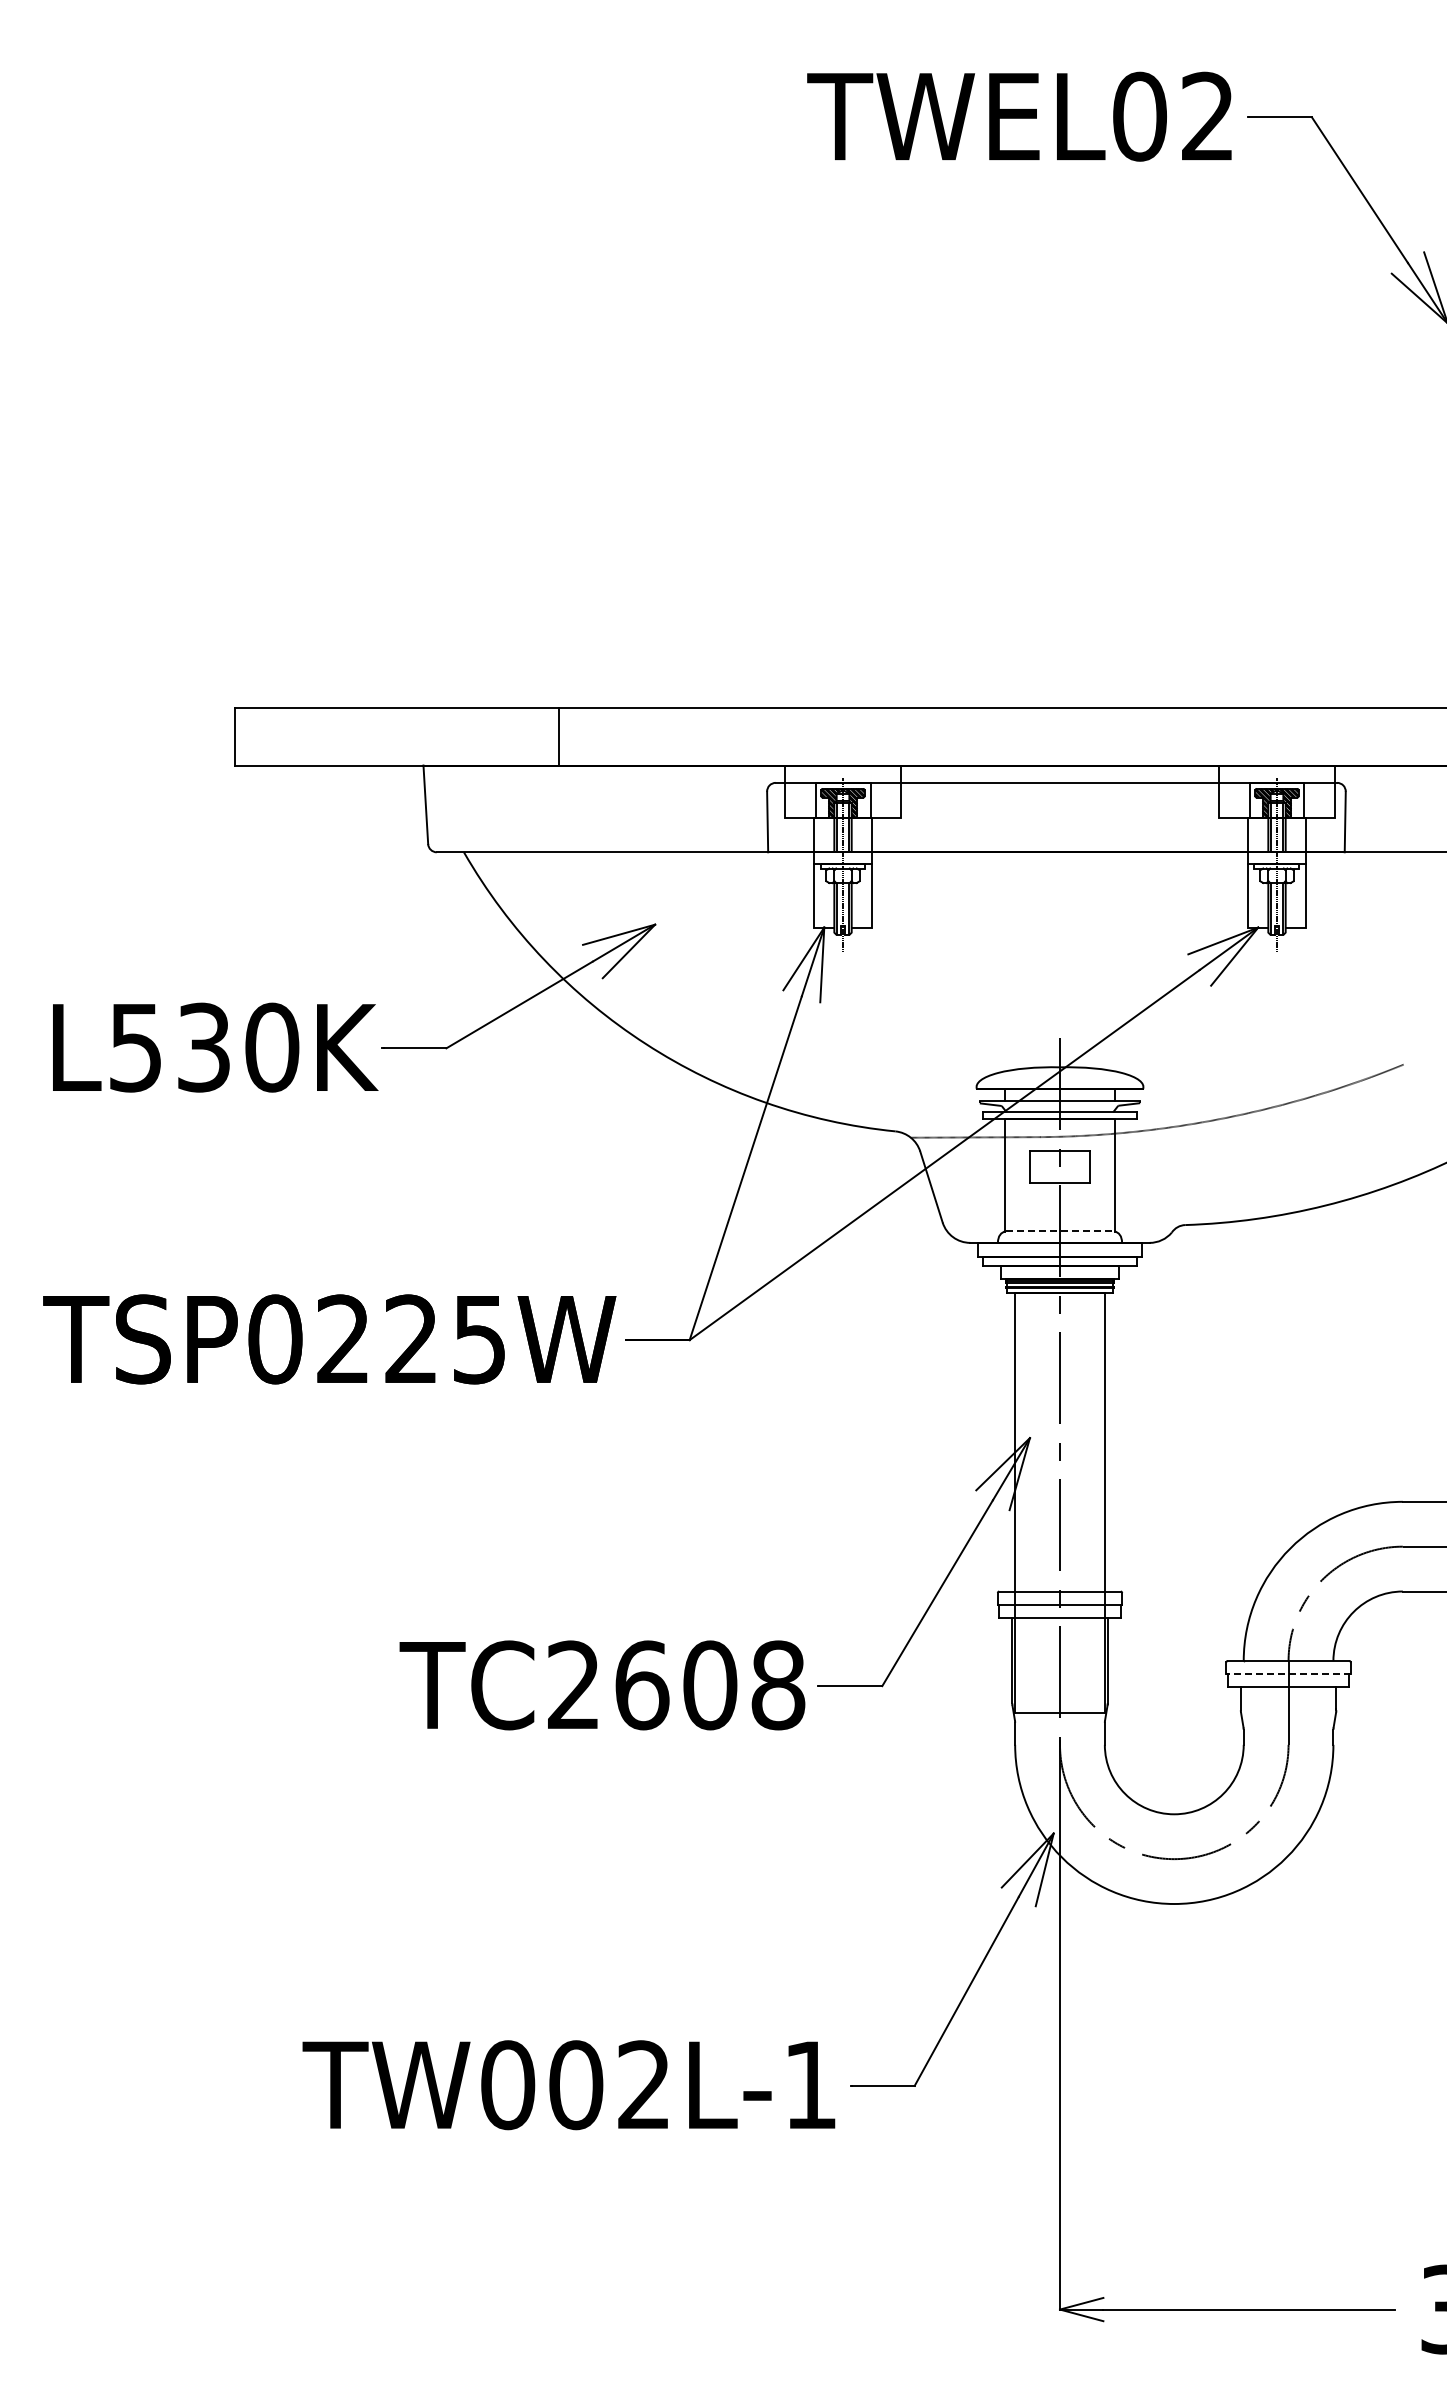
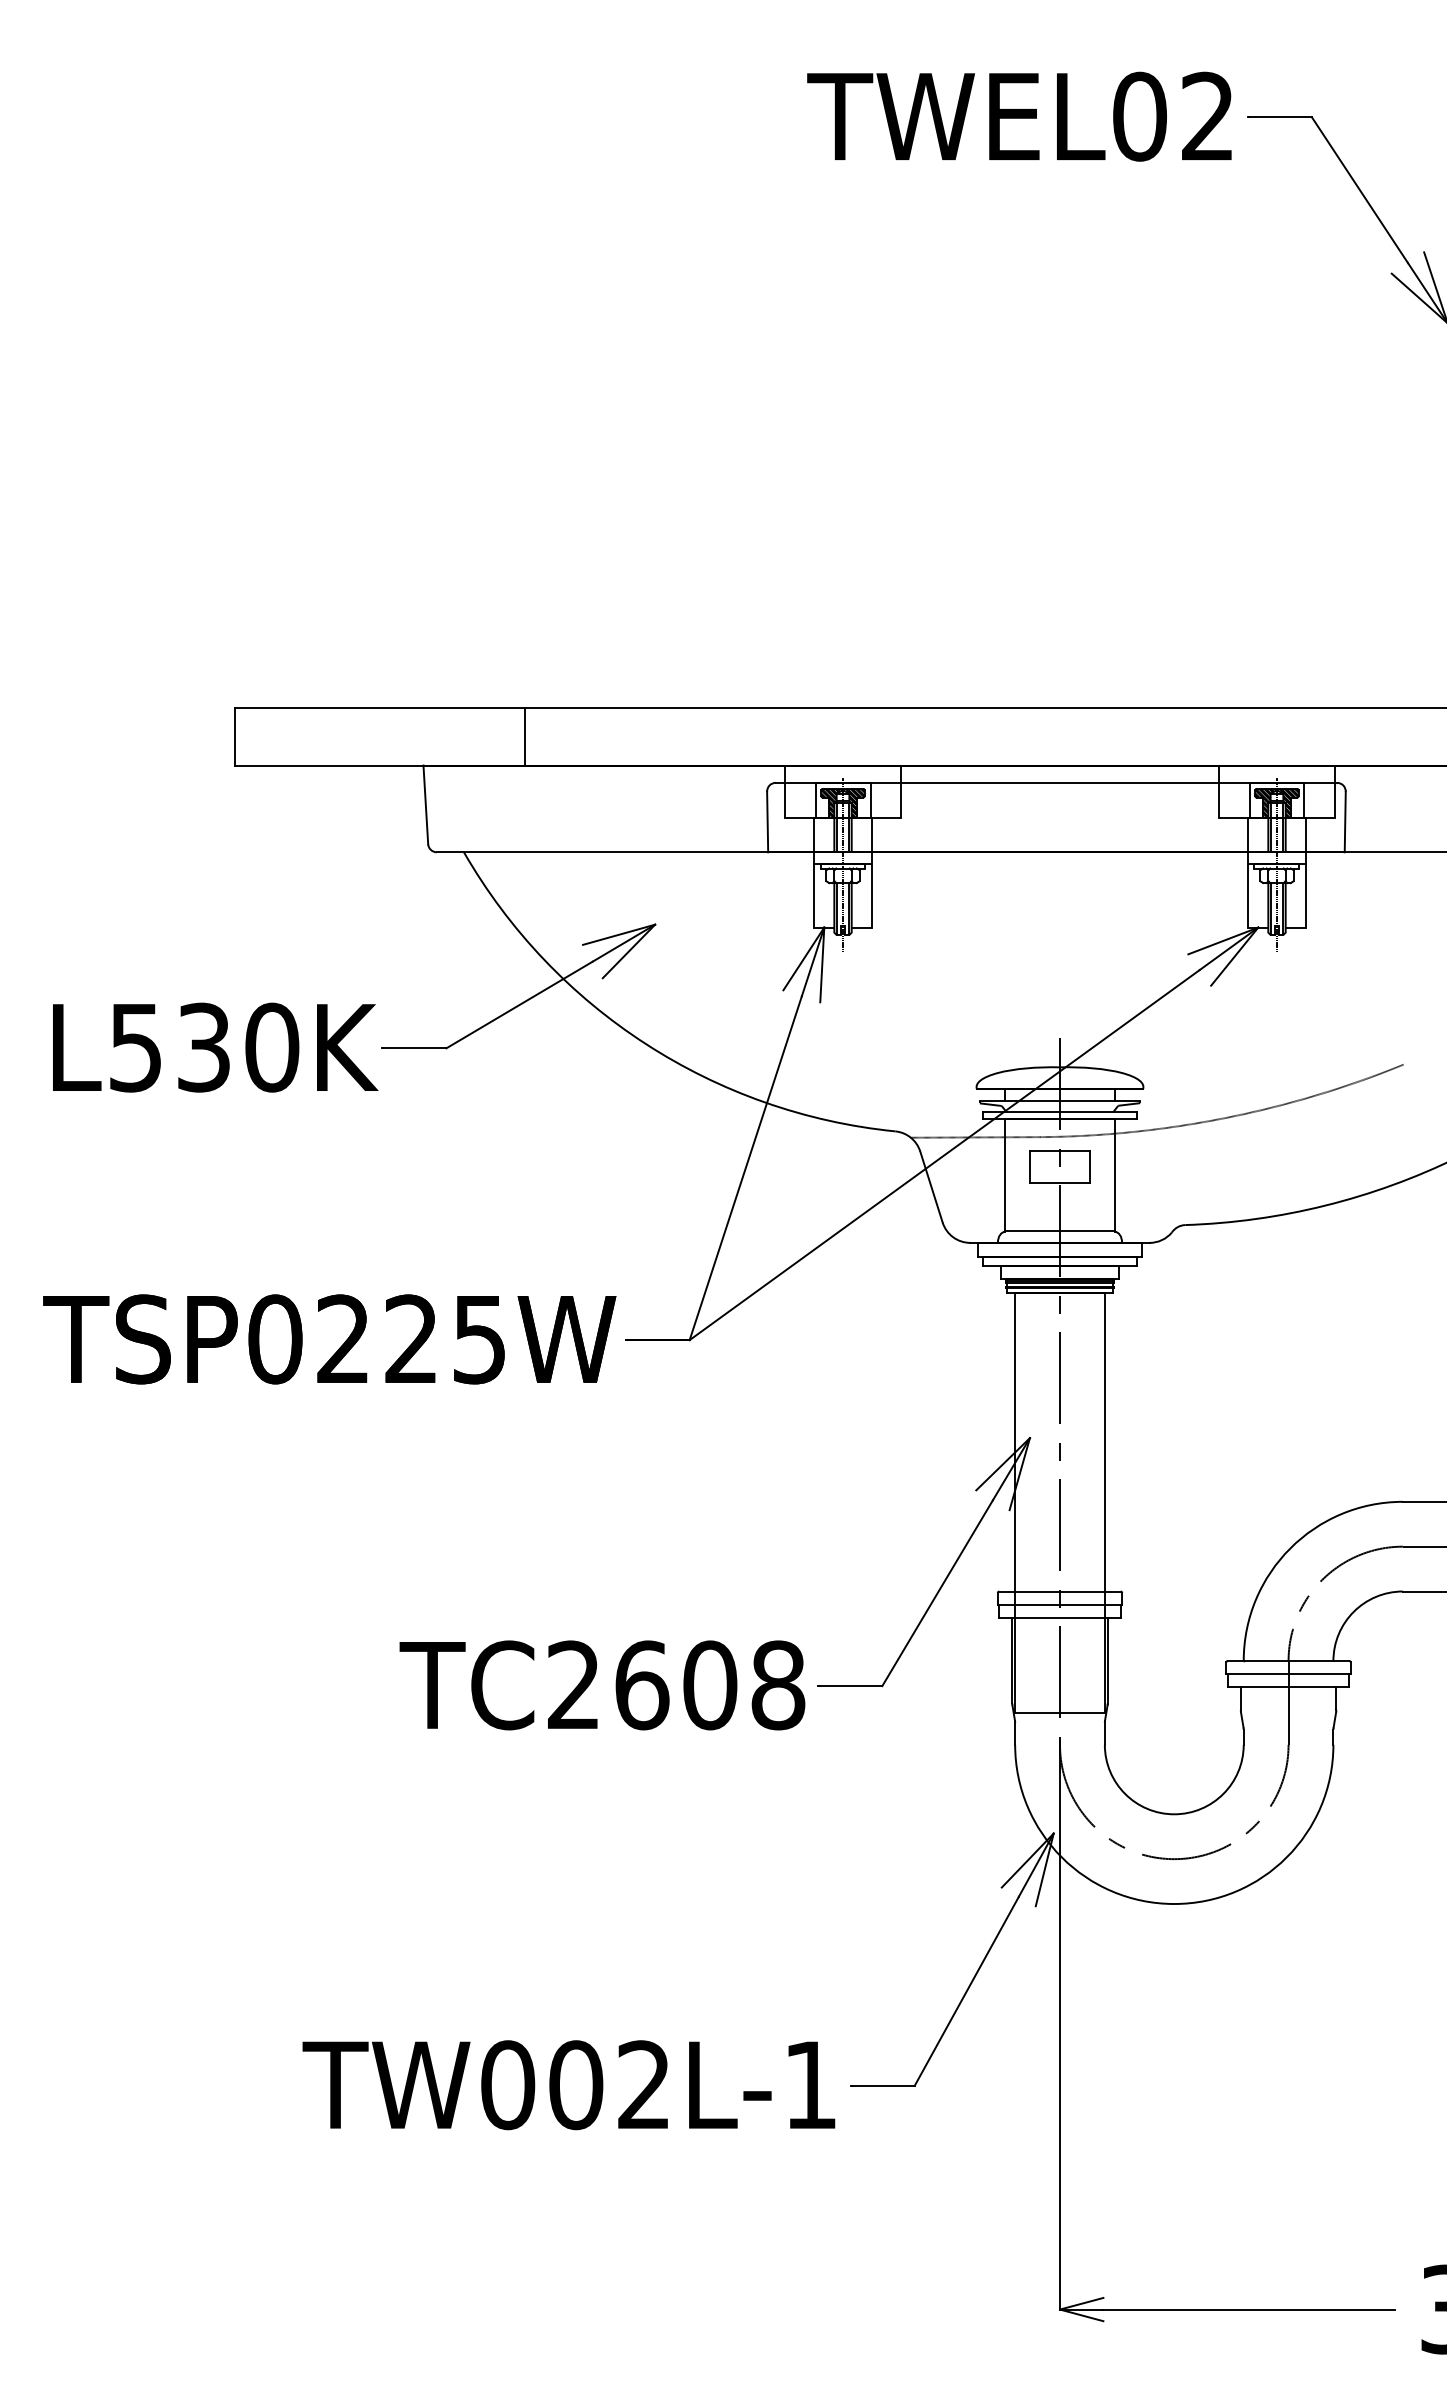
line position: (558, 736) -> (524, 736) (524, 736)
line: dashed -> solid (1060, 1231)
line: dashed -> solid (1288, 1673)
